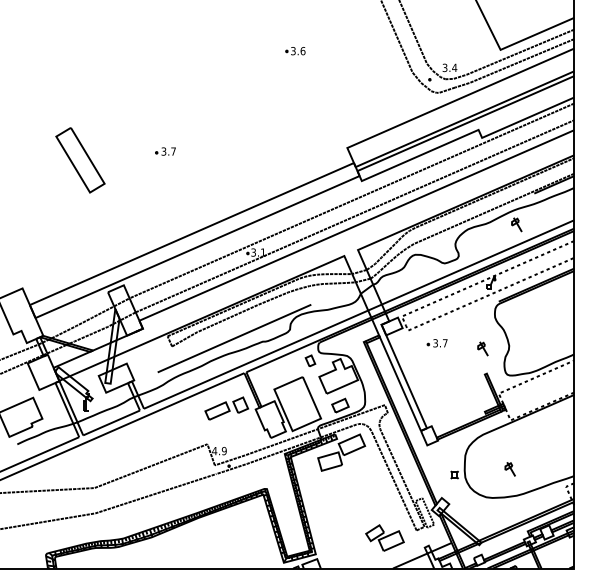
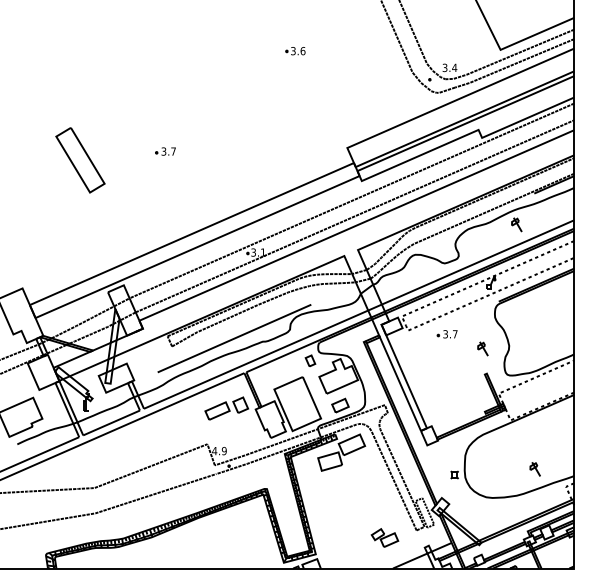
part position: (436, 343) -> (446, 334) (446, 334)
part position: (509, 469) -> (534, 469) (534, 469)
part size: 40x28 px -> 30x20 px (384, 537)
